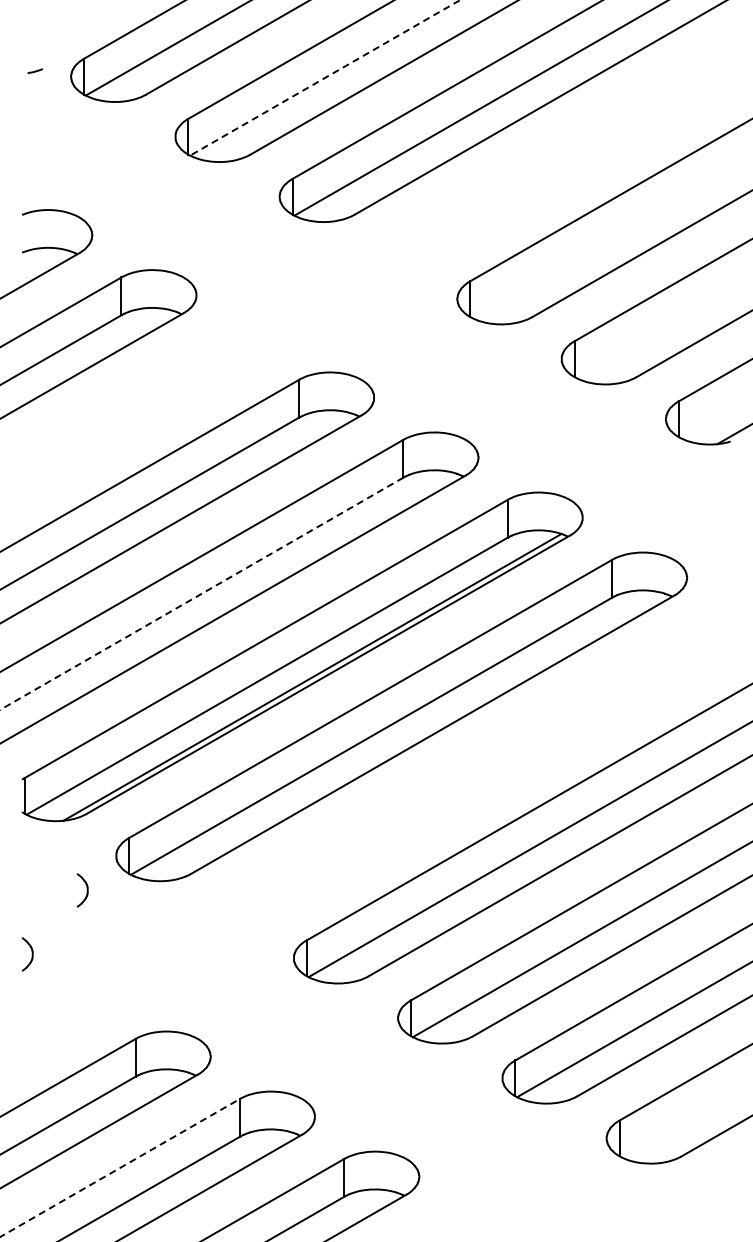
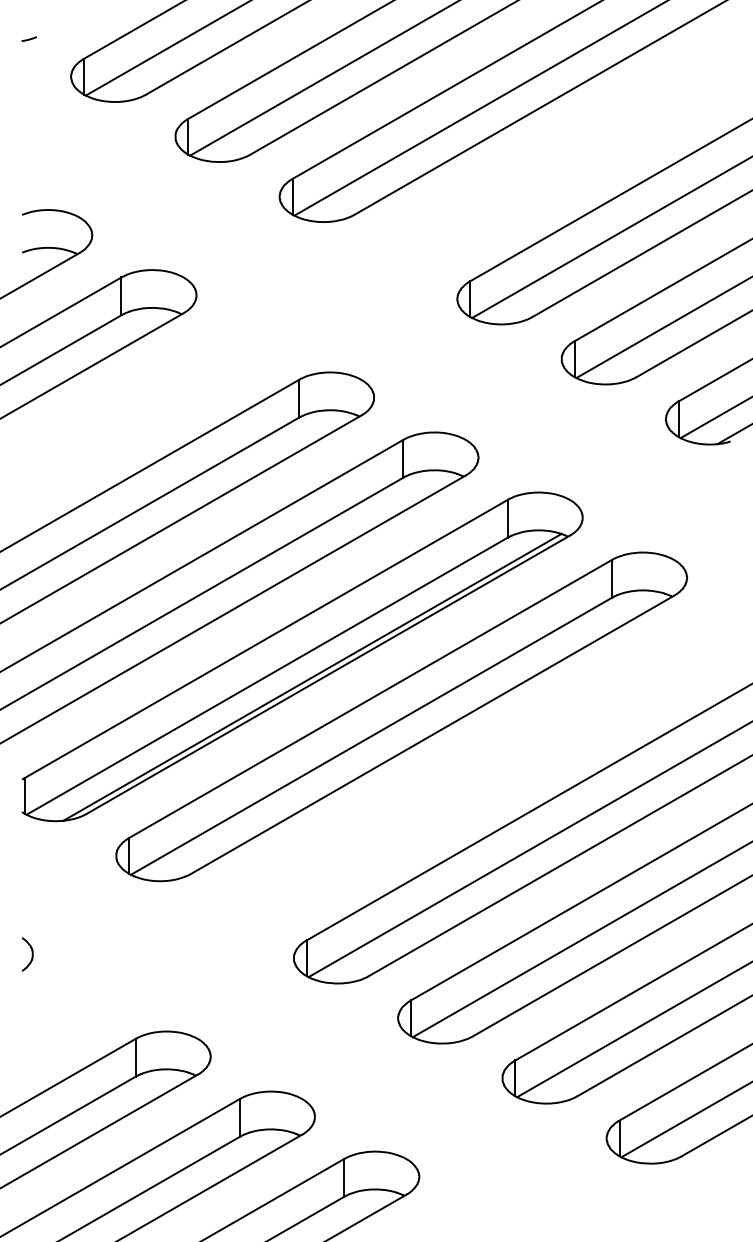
line position: (34, 70) -> (28, 38) (28, 38)
line: dashed -> solid (325, 77)
line: none -> present (610, 238)
line: none -> present (662, 328)
line: none -> present (714, 418)
line: dashed -> solid (201, 593)
curve: present -> none (86, 890)
line: none -> present (685, 1120)
line: dashed -> solid (120, 1167)
